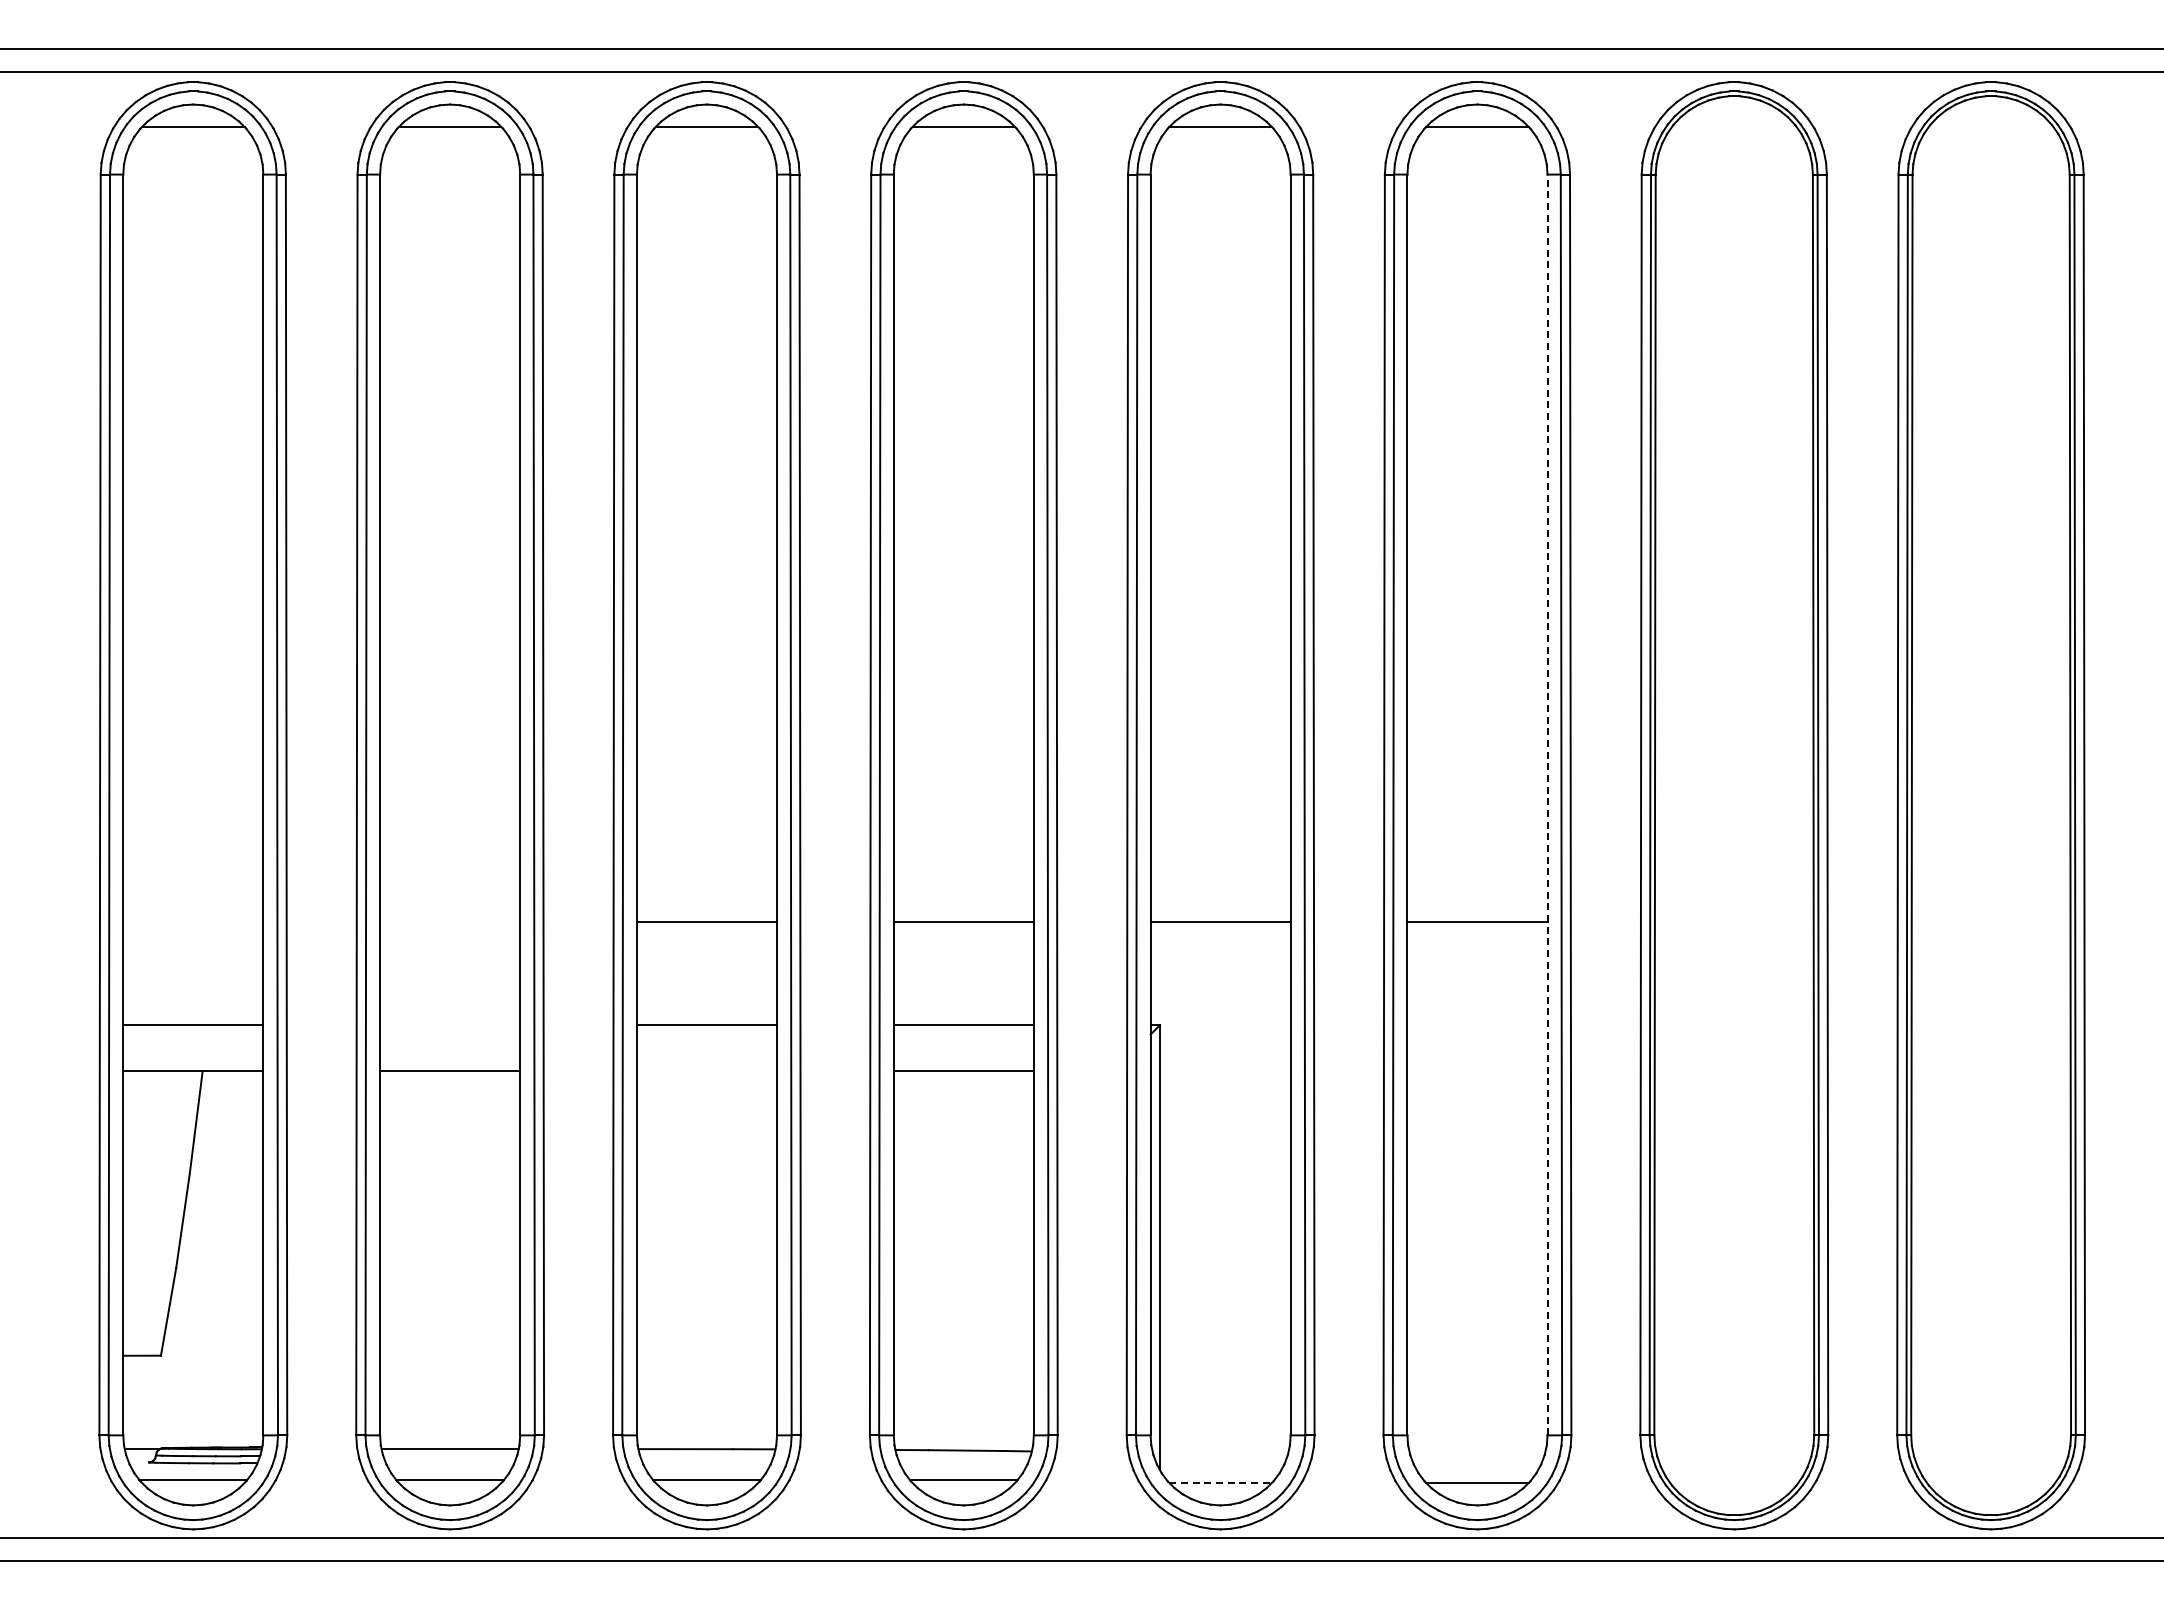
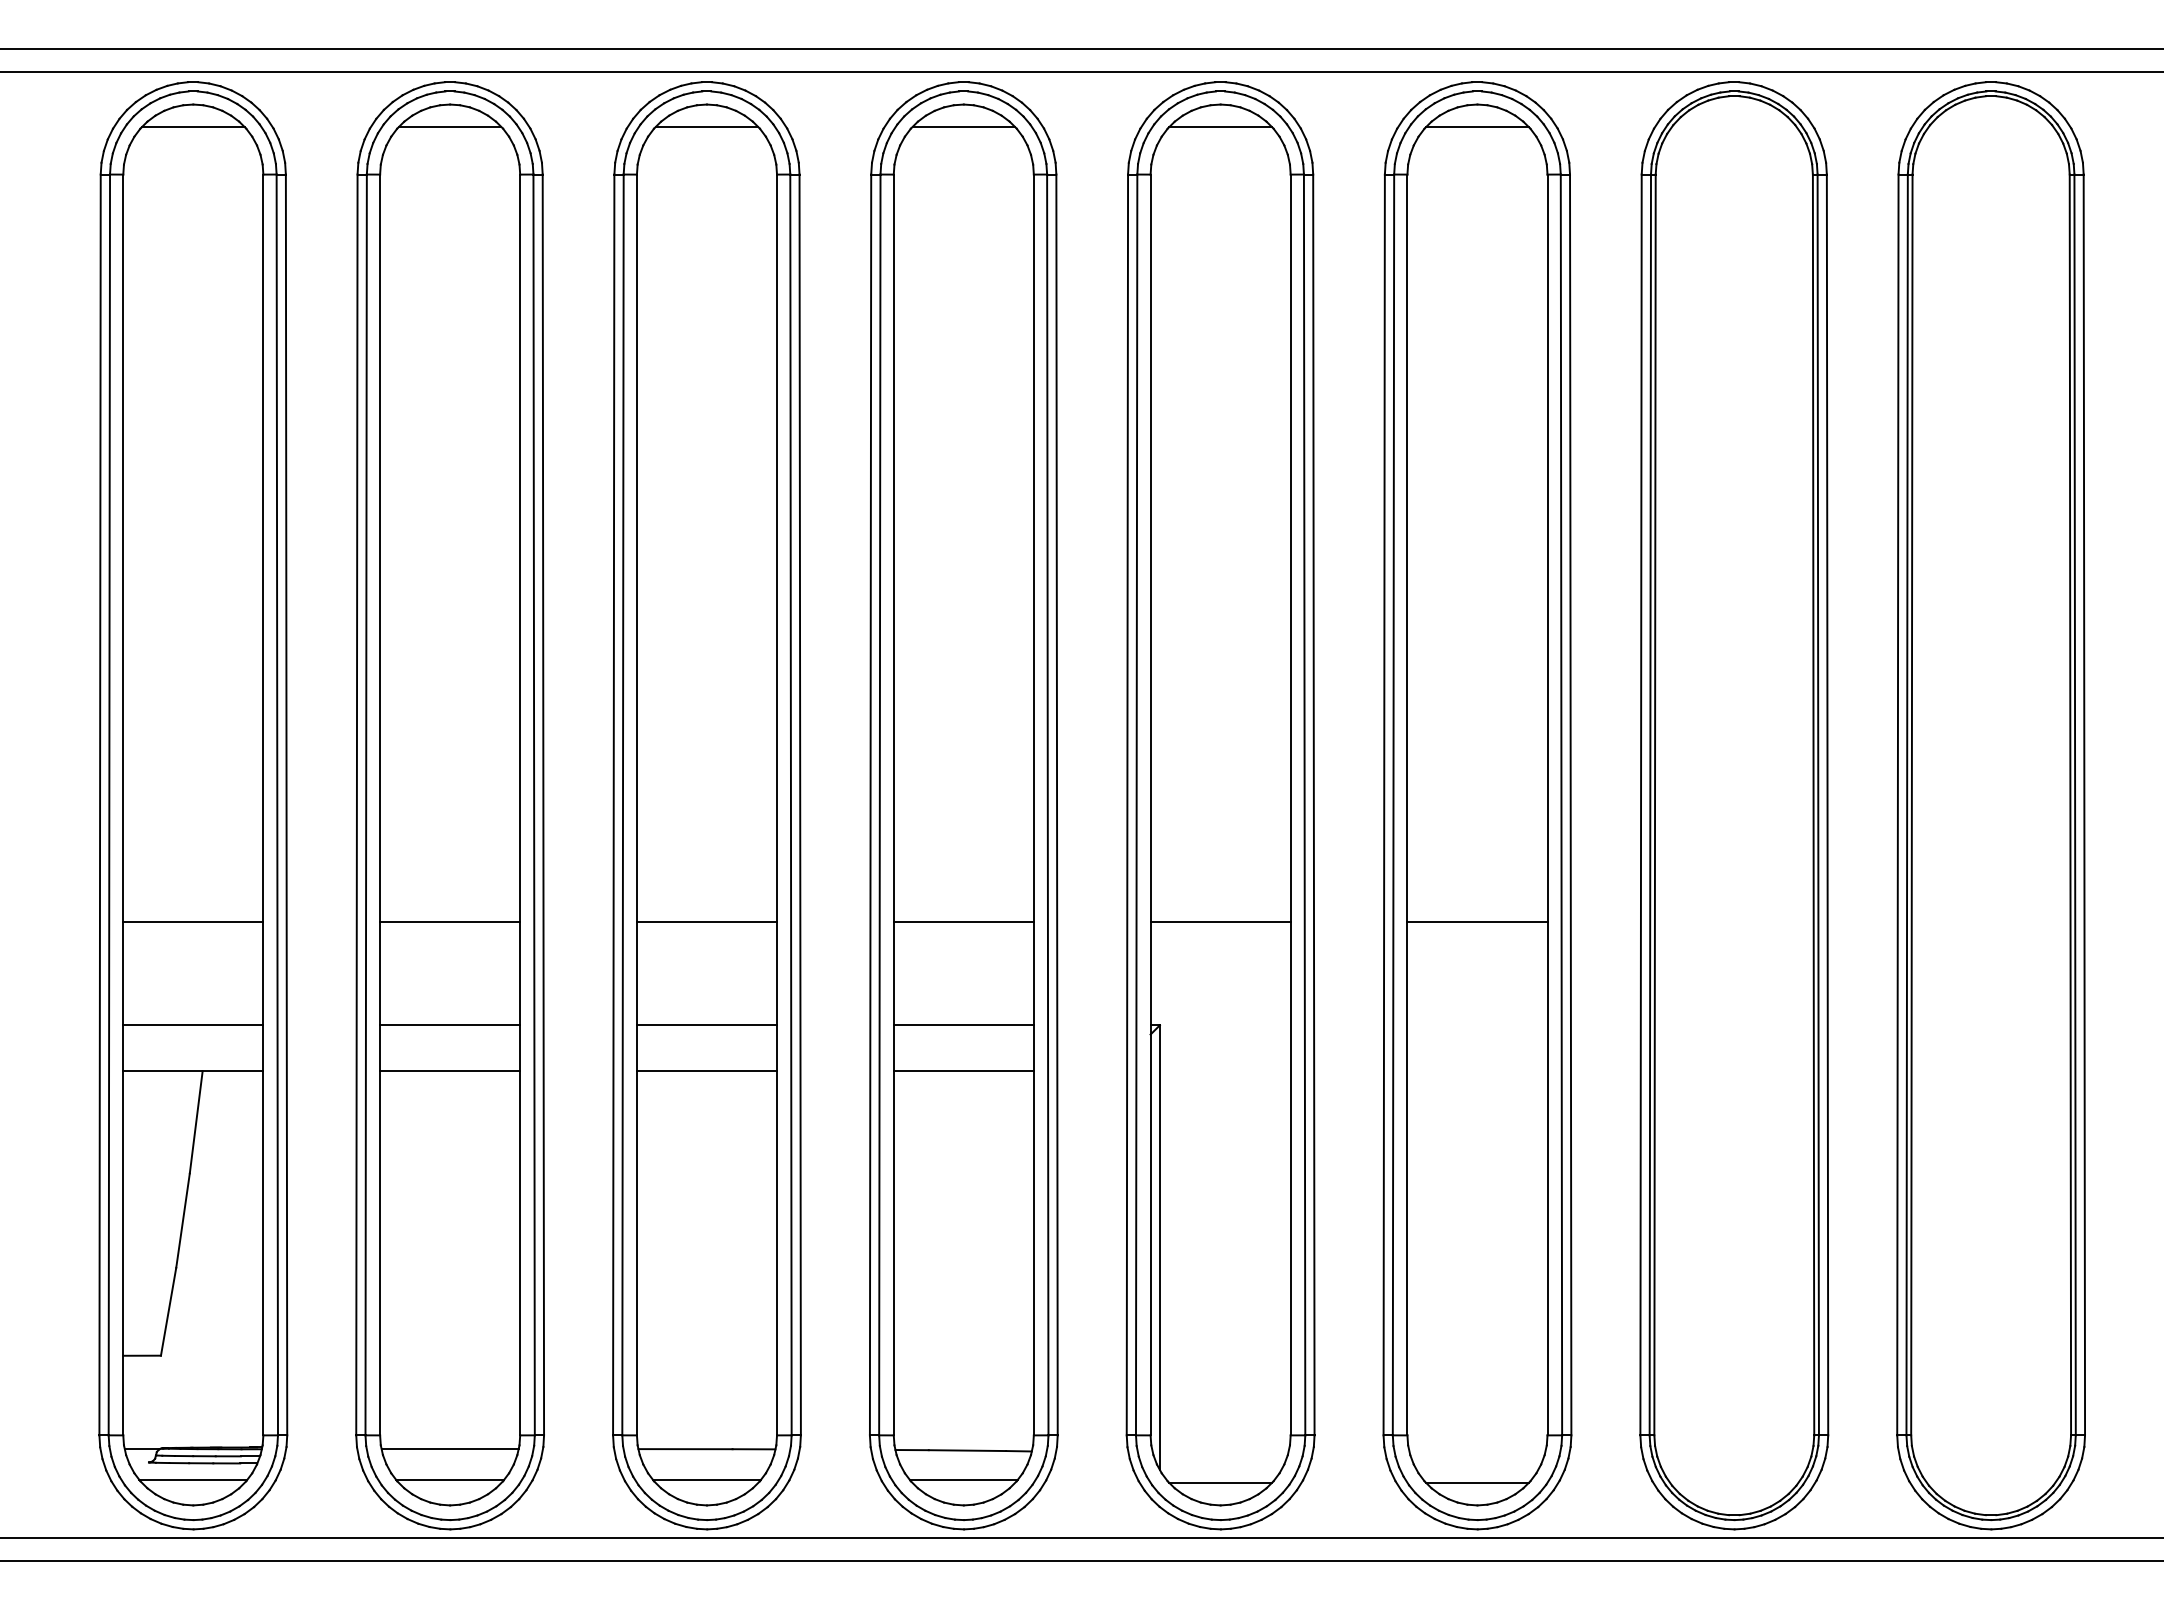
line: dashed -> solid (1547, 804)
line: none -> present (193, 921)
line: none -> present (450, 921)
line: none -> present (450, 1025)
line: none -> present (706, 1071)
line: dashed -> solid (1221, 1482)
